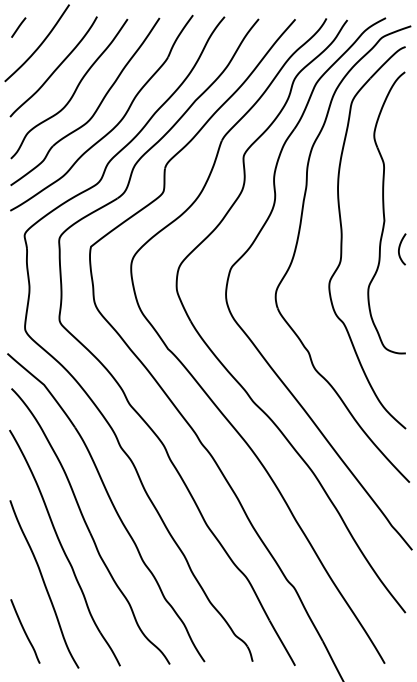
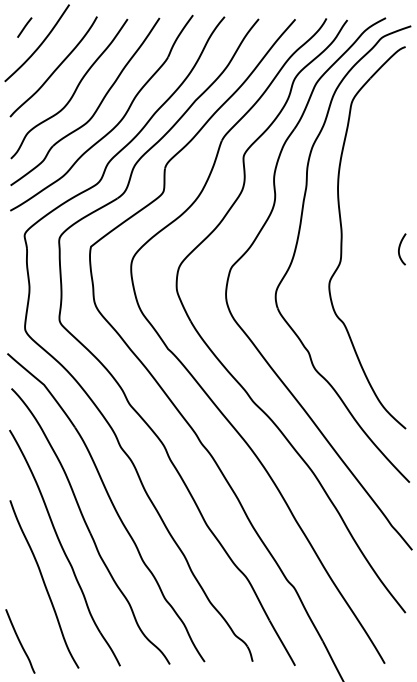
line position: (18, 27) -> (24, 27) (24, 27)
part: present -> none (386, 212)
line position: (25, 631) -> (20, 641) (20, 641)
